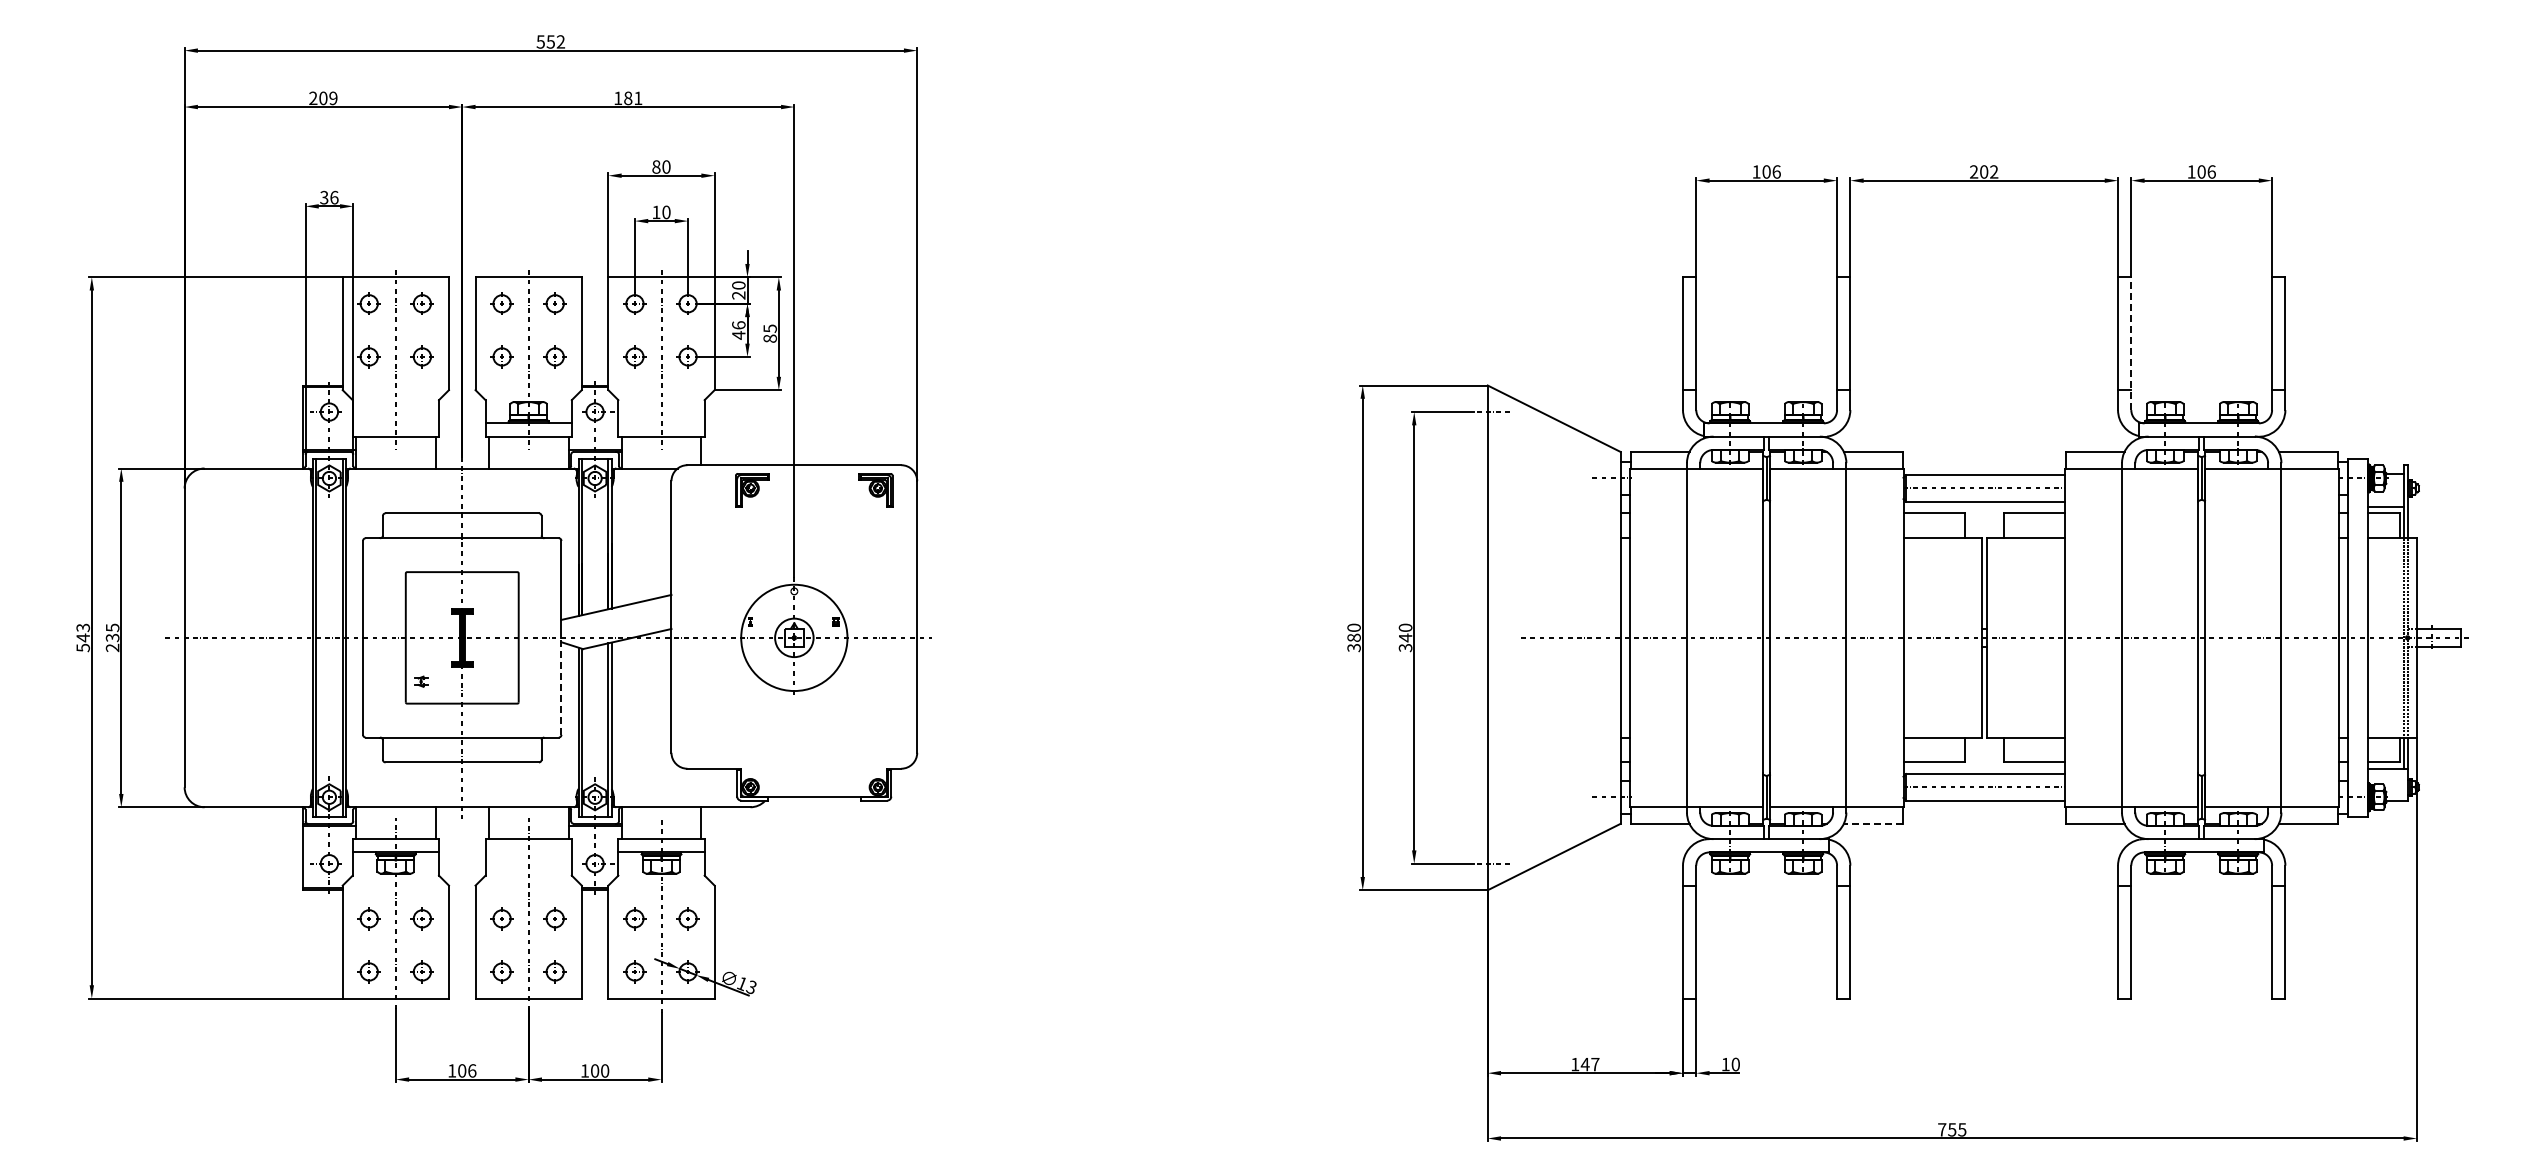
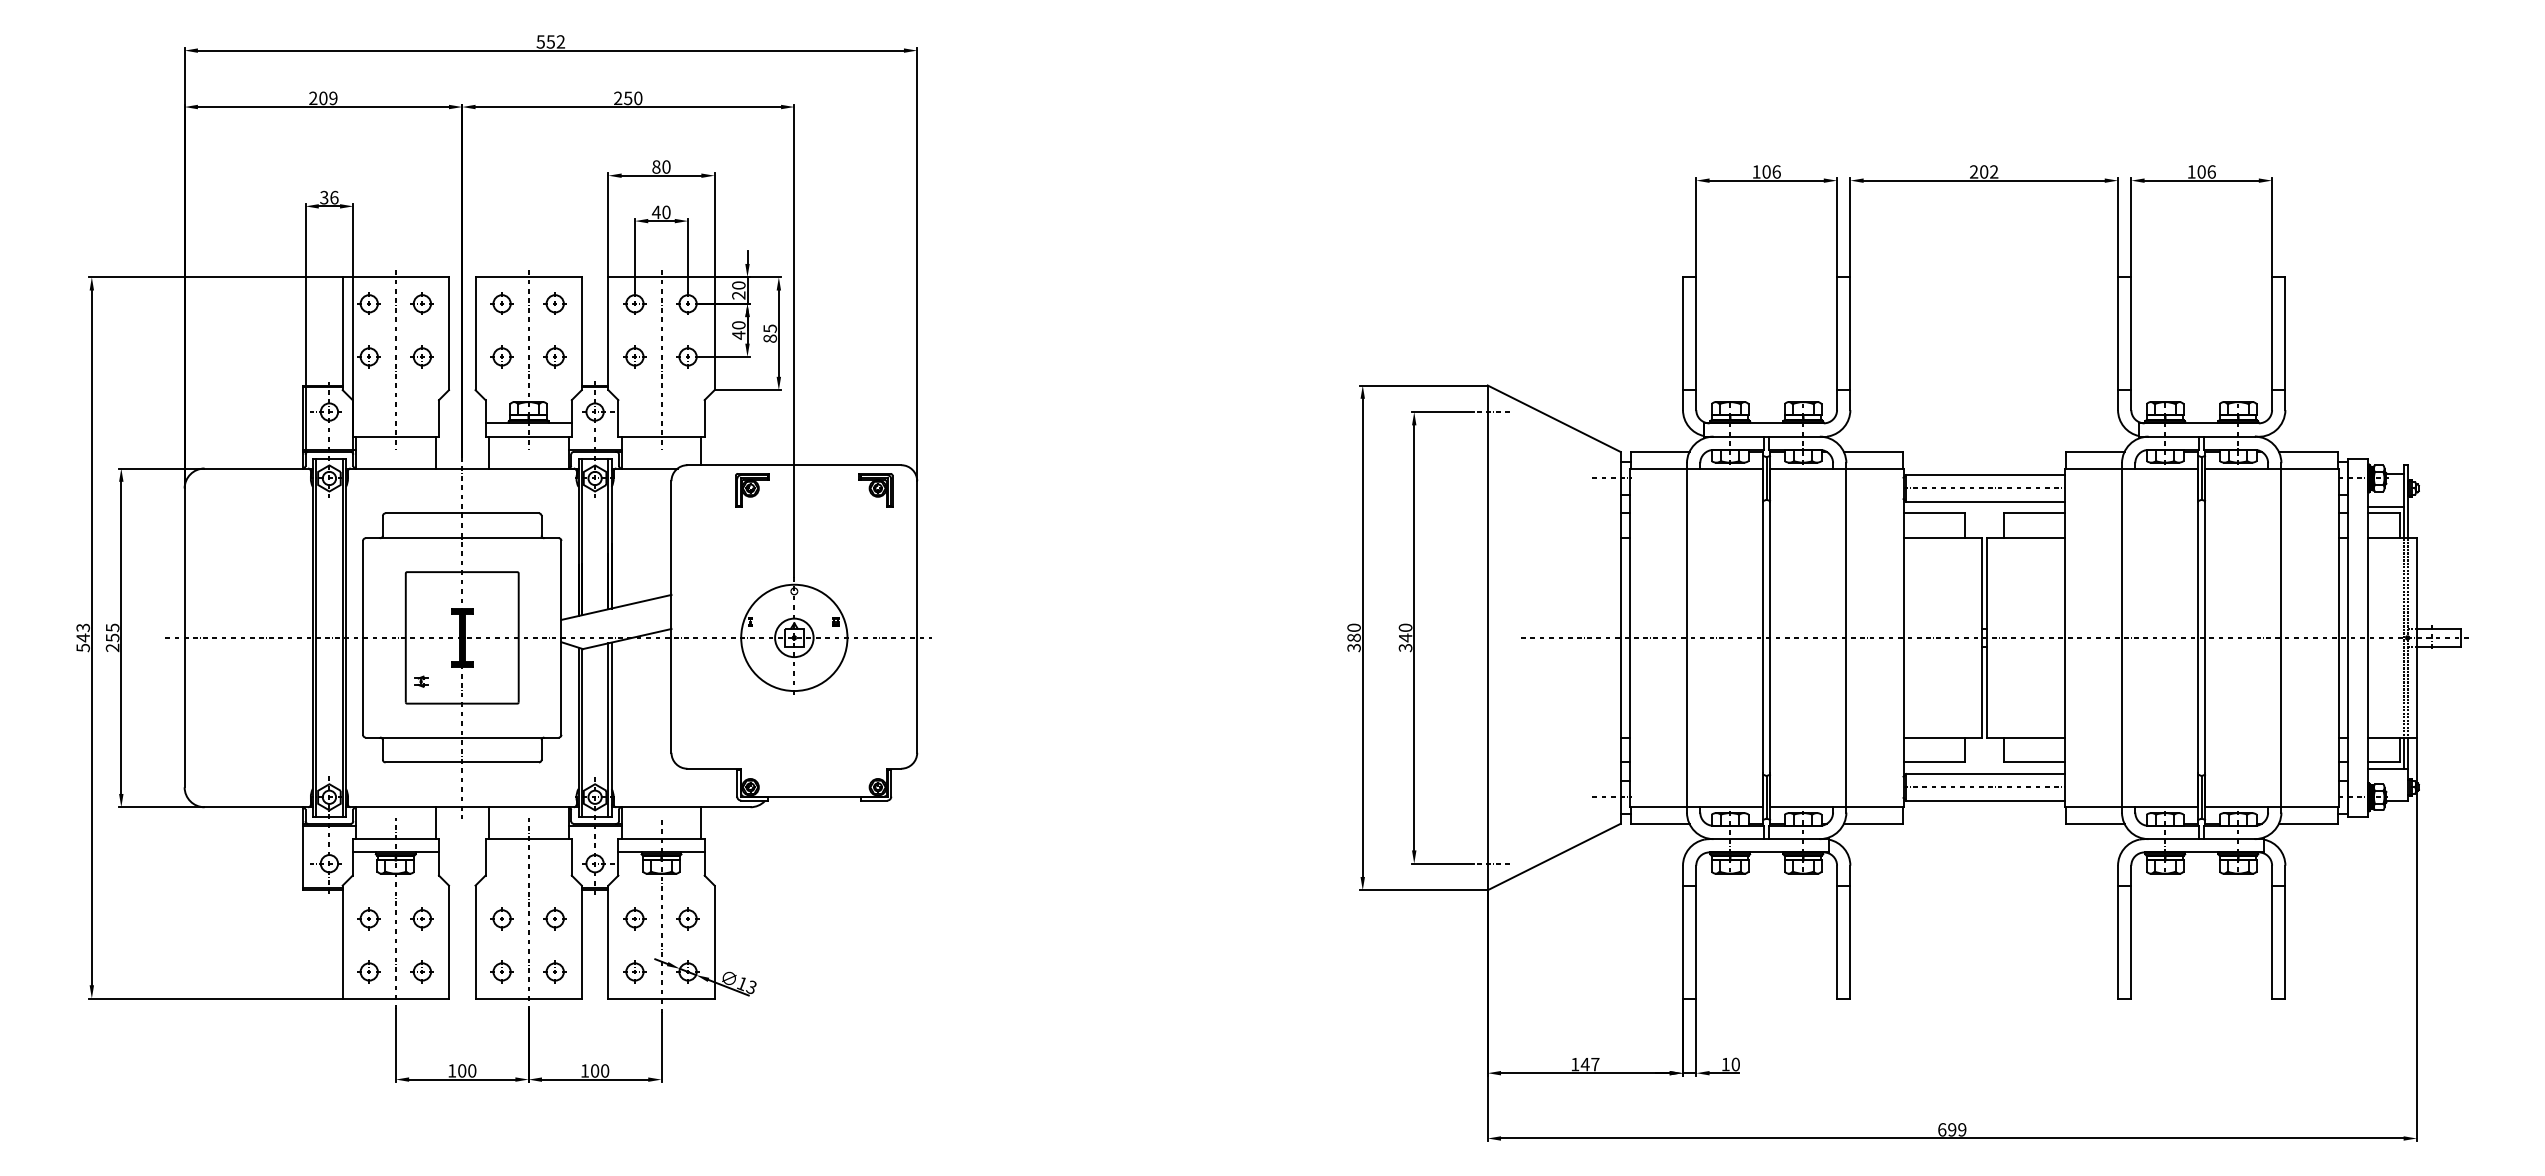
text: 181 -> 250 (628, 98)
text: 10 -> 40 (655, 211)
text: 46 -> 40 (738, 325)
line: dashed -> solid (2131, 343)
text: 235 -> 255 (111, 637)
line: dashed -> solid (561, 685)
line: dashed -> solid (1872, 823)
text: 106 -> 100 (472, 1070)
text: 755 -> 699 (1952, 1129)
